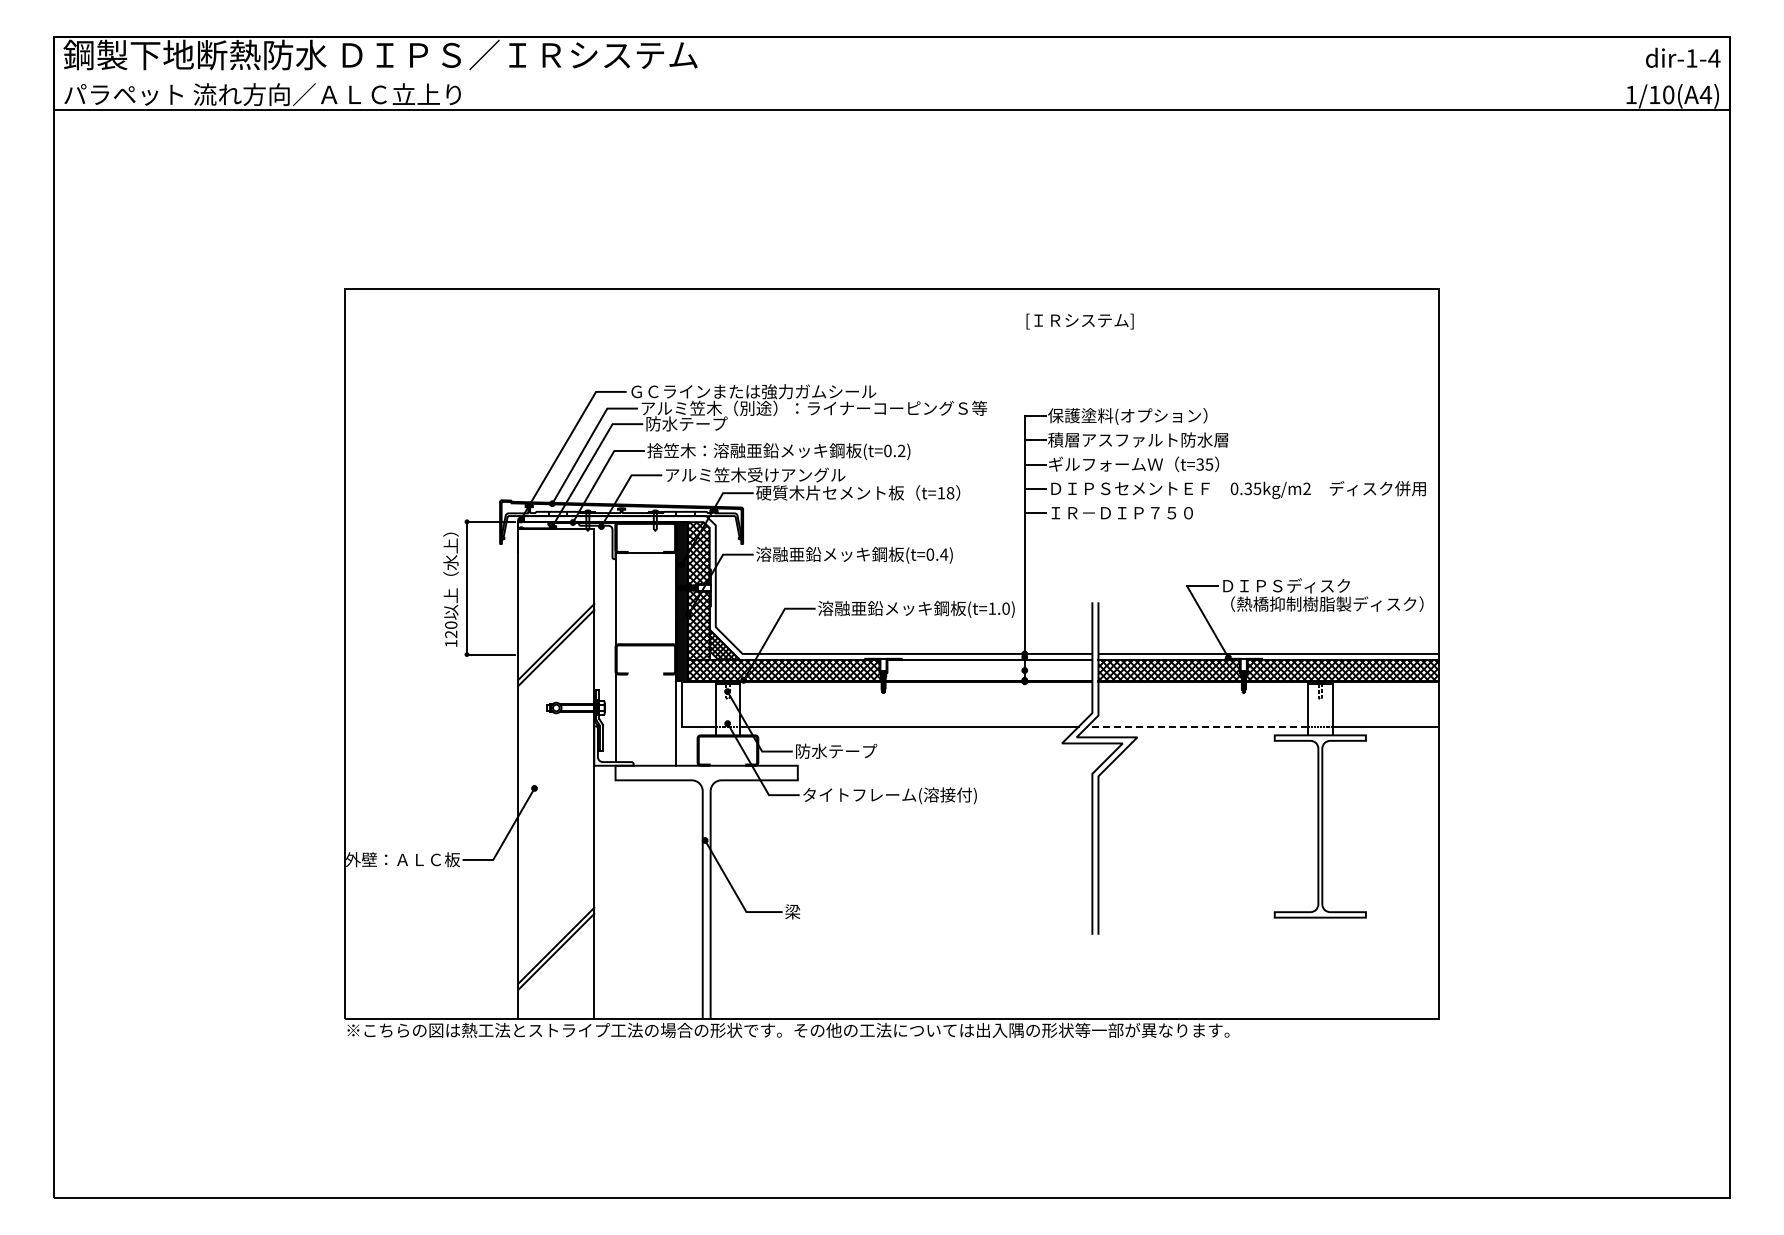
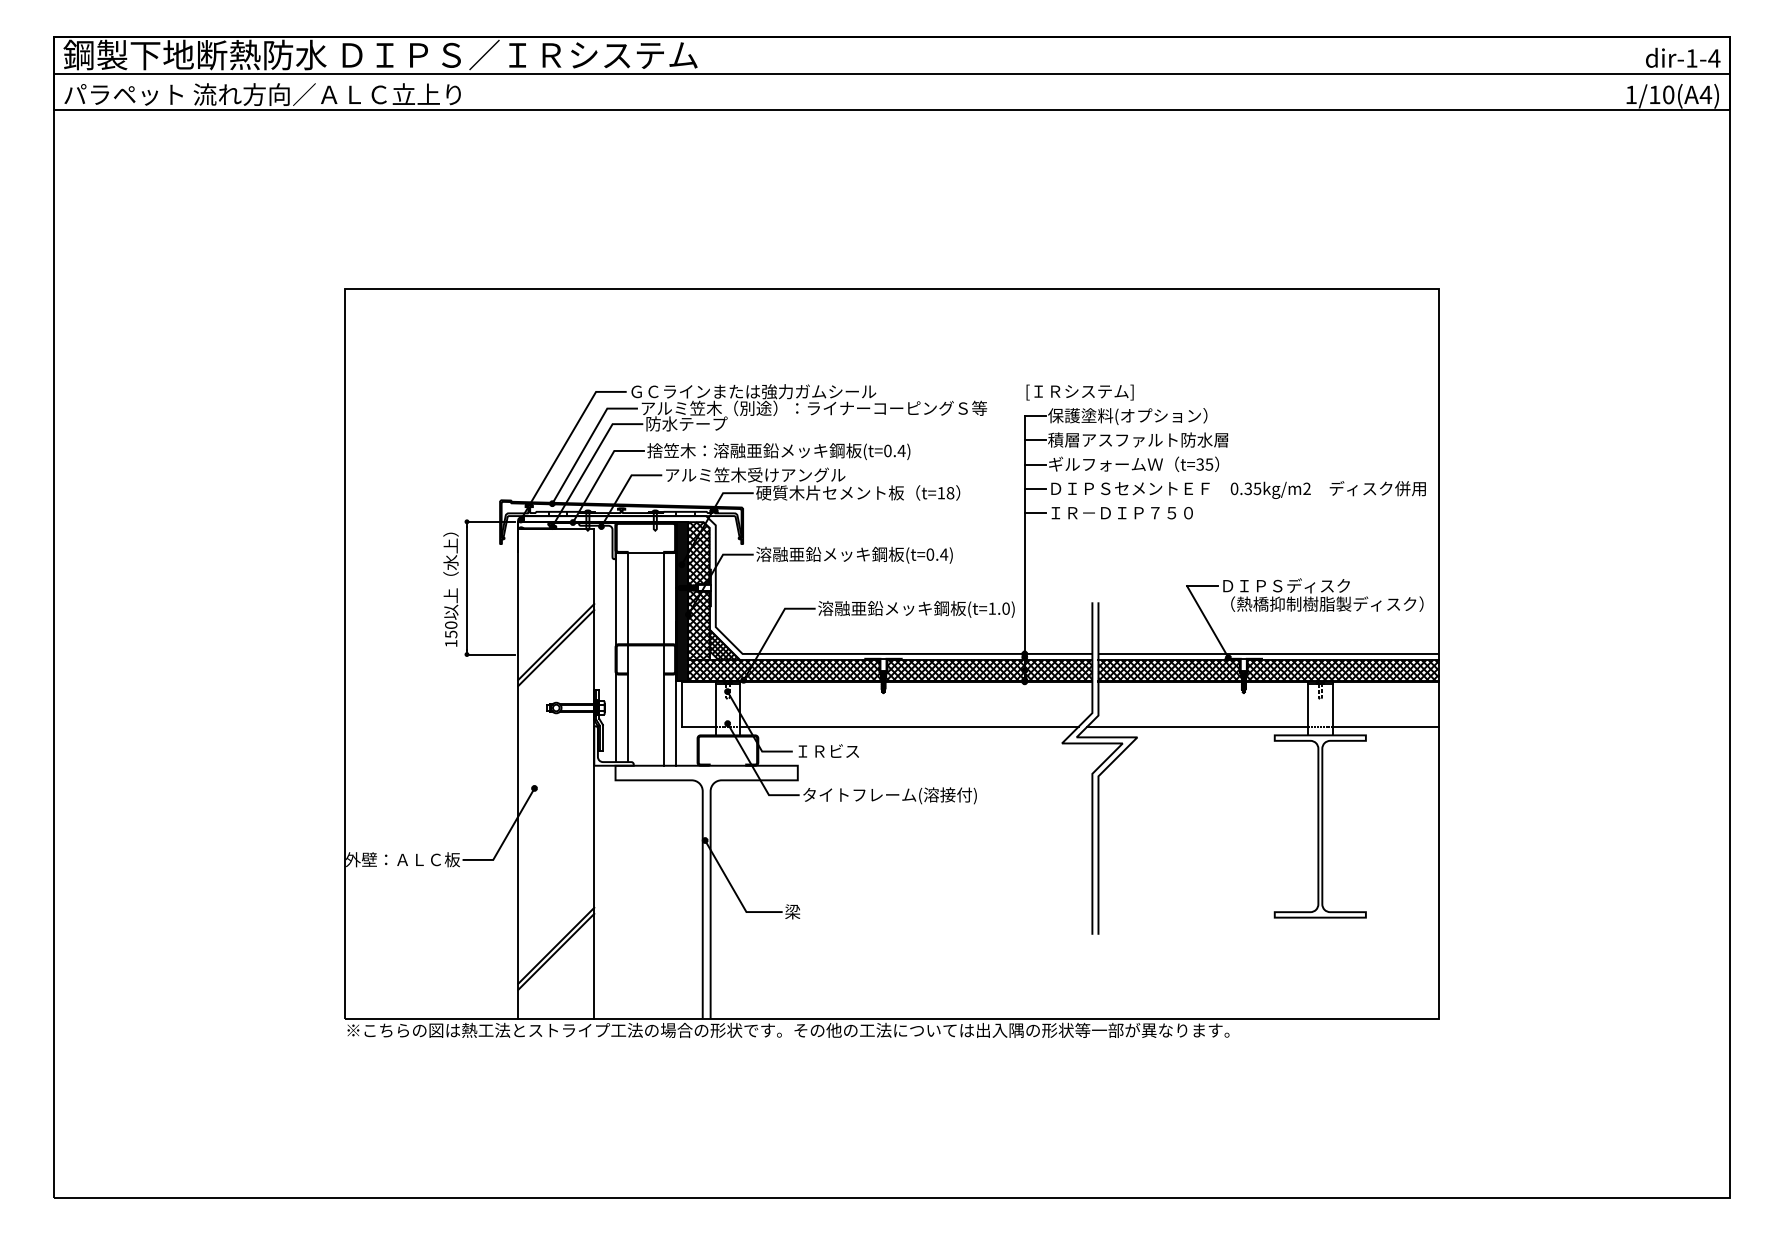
line: none -> present (891, 73)
text position: (1079, 321) -> (1079, 392) (1079, 392)
text: (t=0.2) -> (t=0.4) (901, 450)
text: 120 -> 150 (451, 634)
line: none -> present (627, 657)
line: none -> present (664, 659)
hatch: none -> present (987, 670)
line: dashed -> solid (1197, 726)
text: 防水テープ -> ＩＲビス (836, 750)
